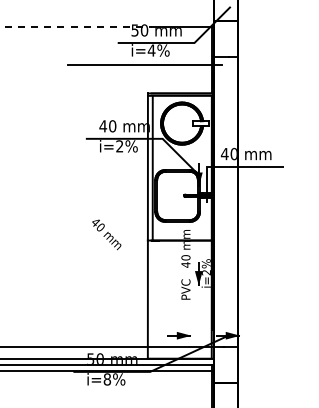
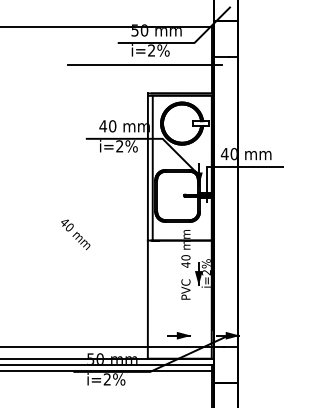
line: dashed -> solid (75, 27)
text: i=4% -> i=2% (151, 50)
text position: (106, 234) -> (75, 234) (75, 234)
text: i=8% -> i=2% (107, 379)
